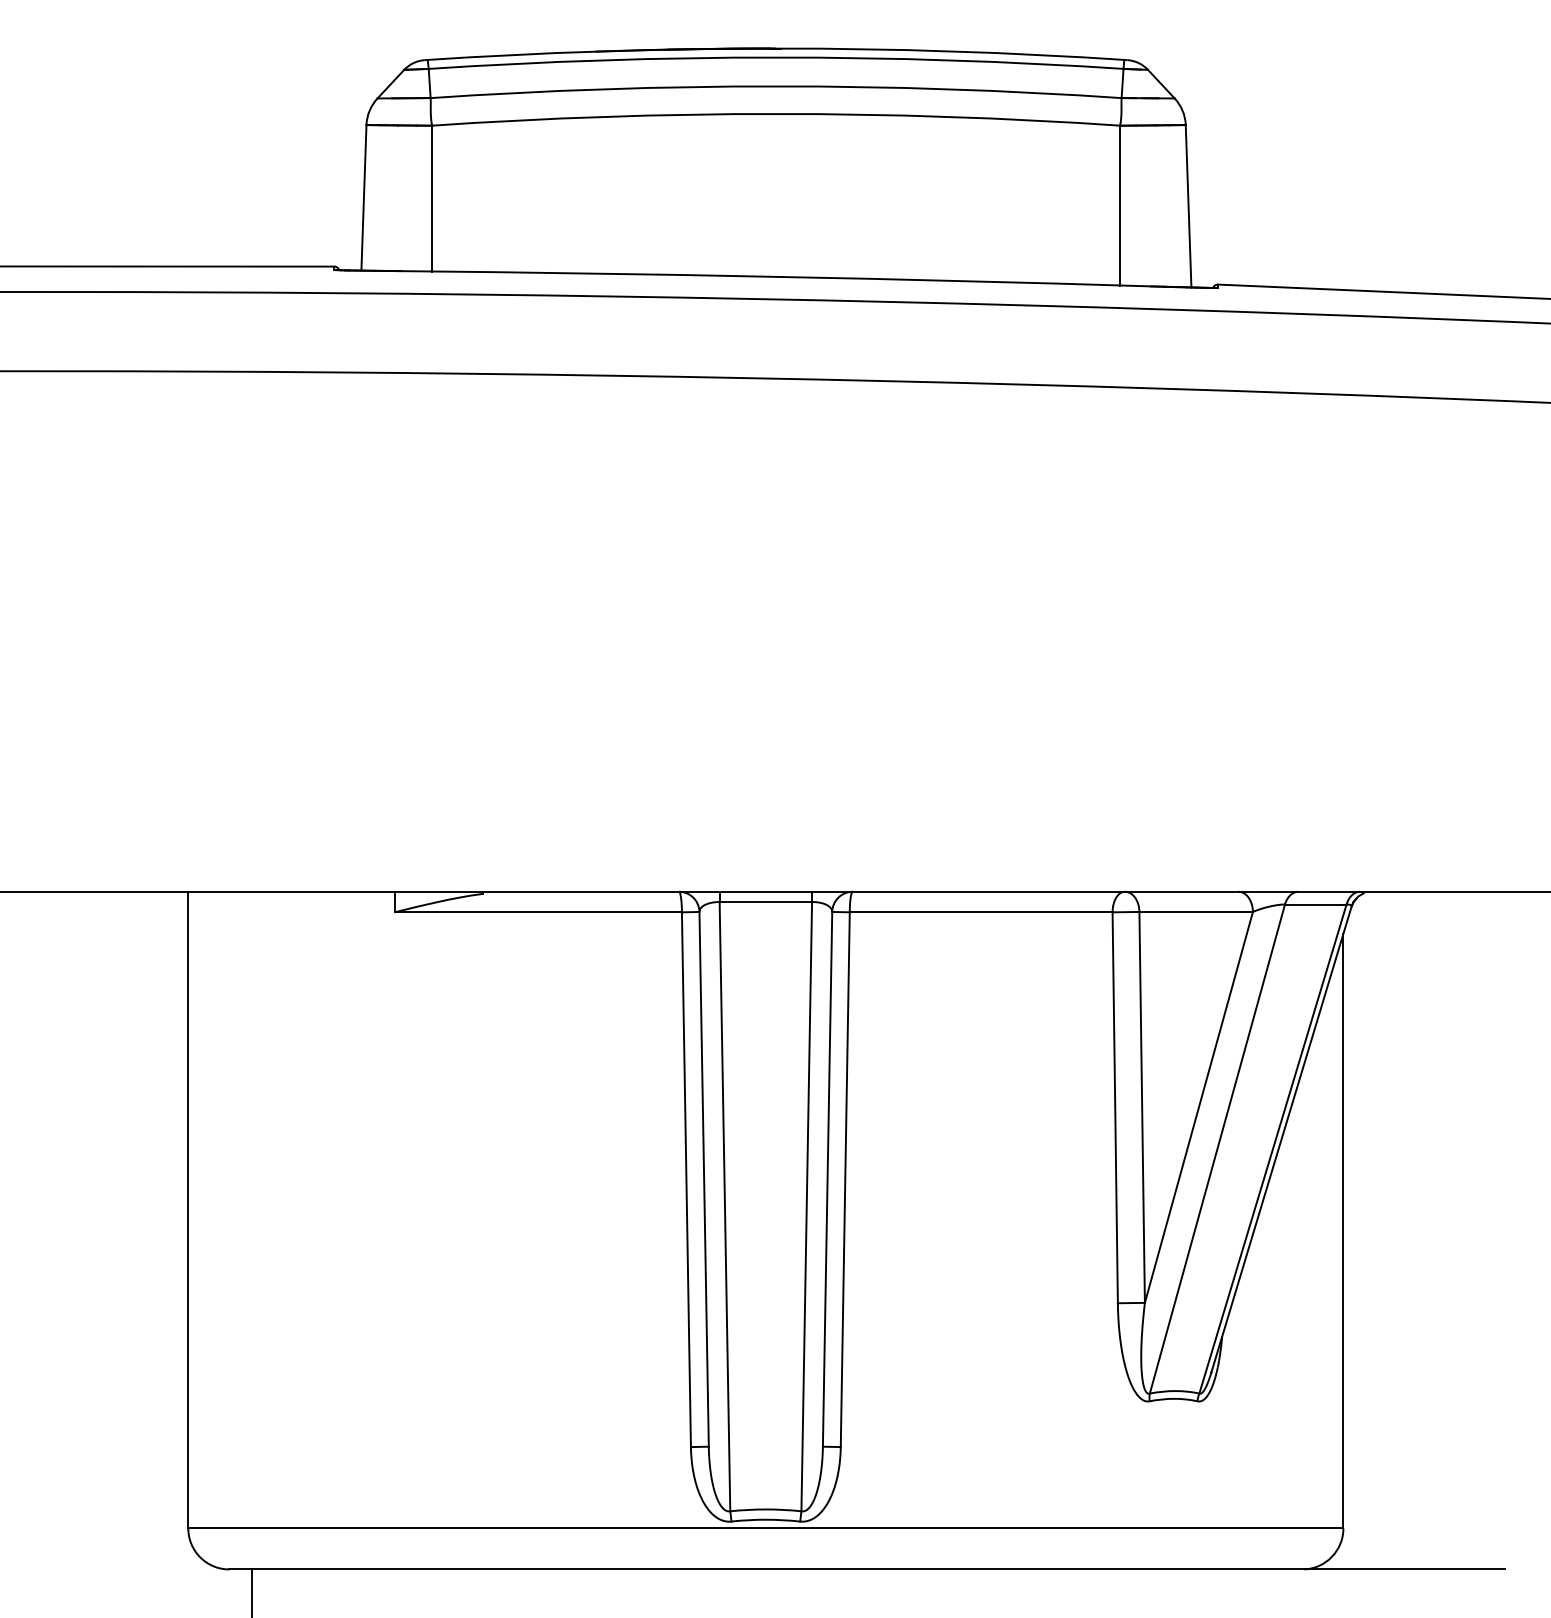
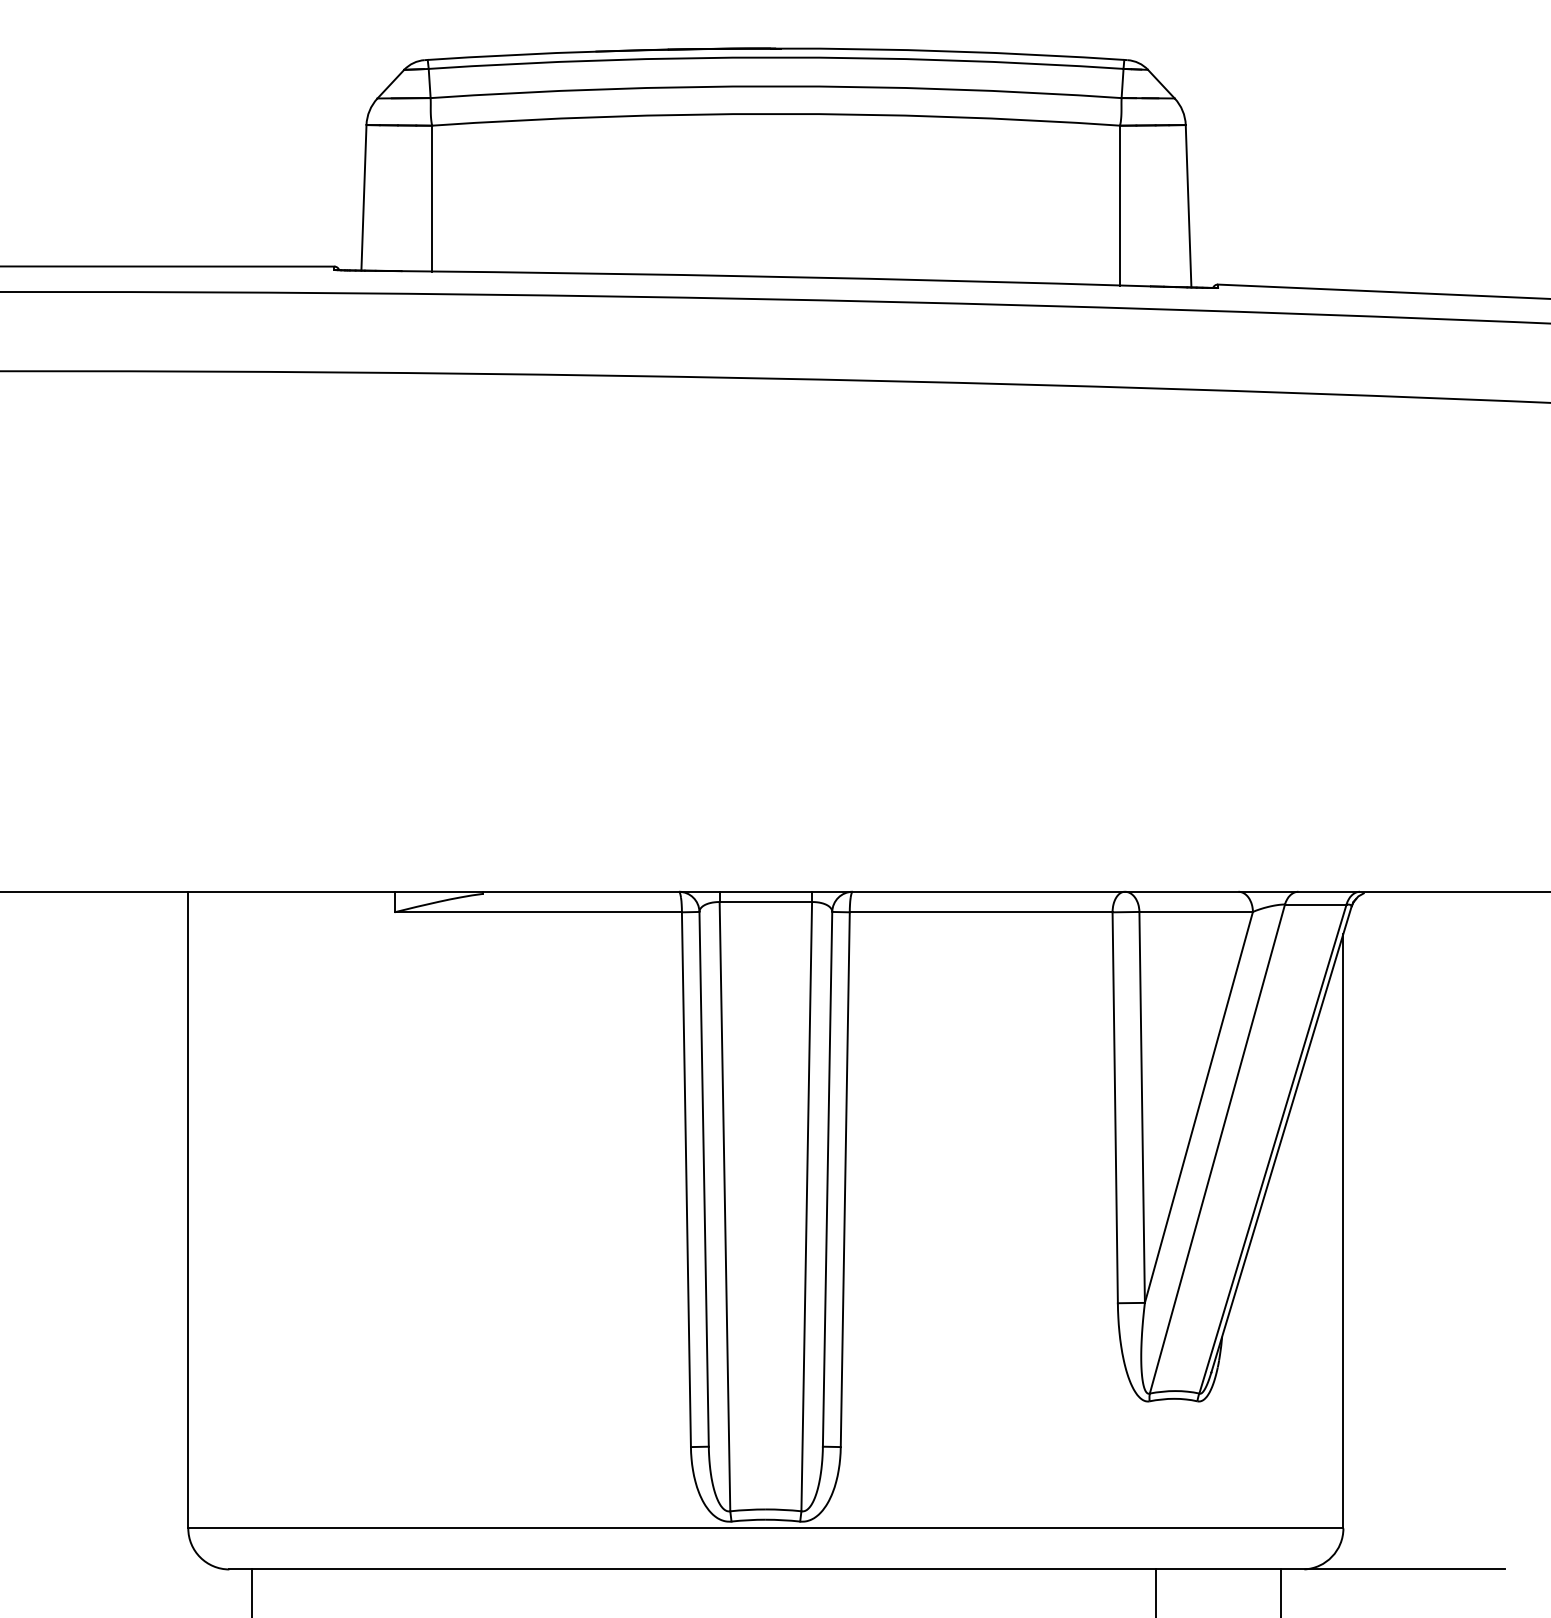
line: none -> present (1155, 1591)
line: none -> present (1280, 1591)
